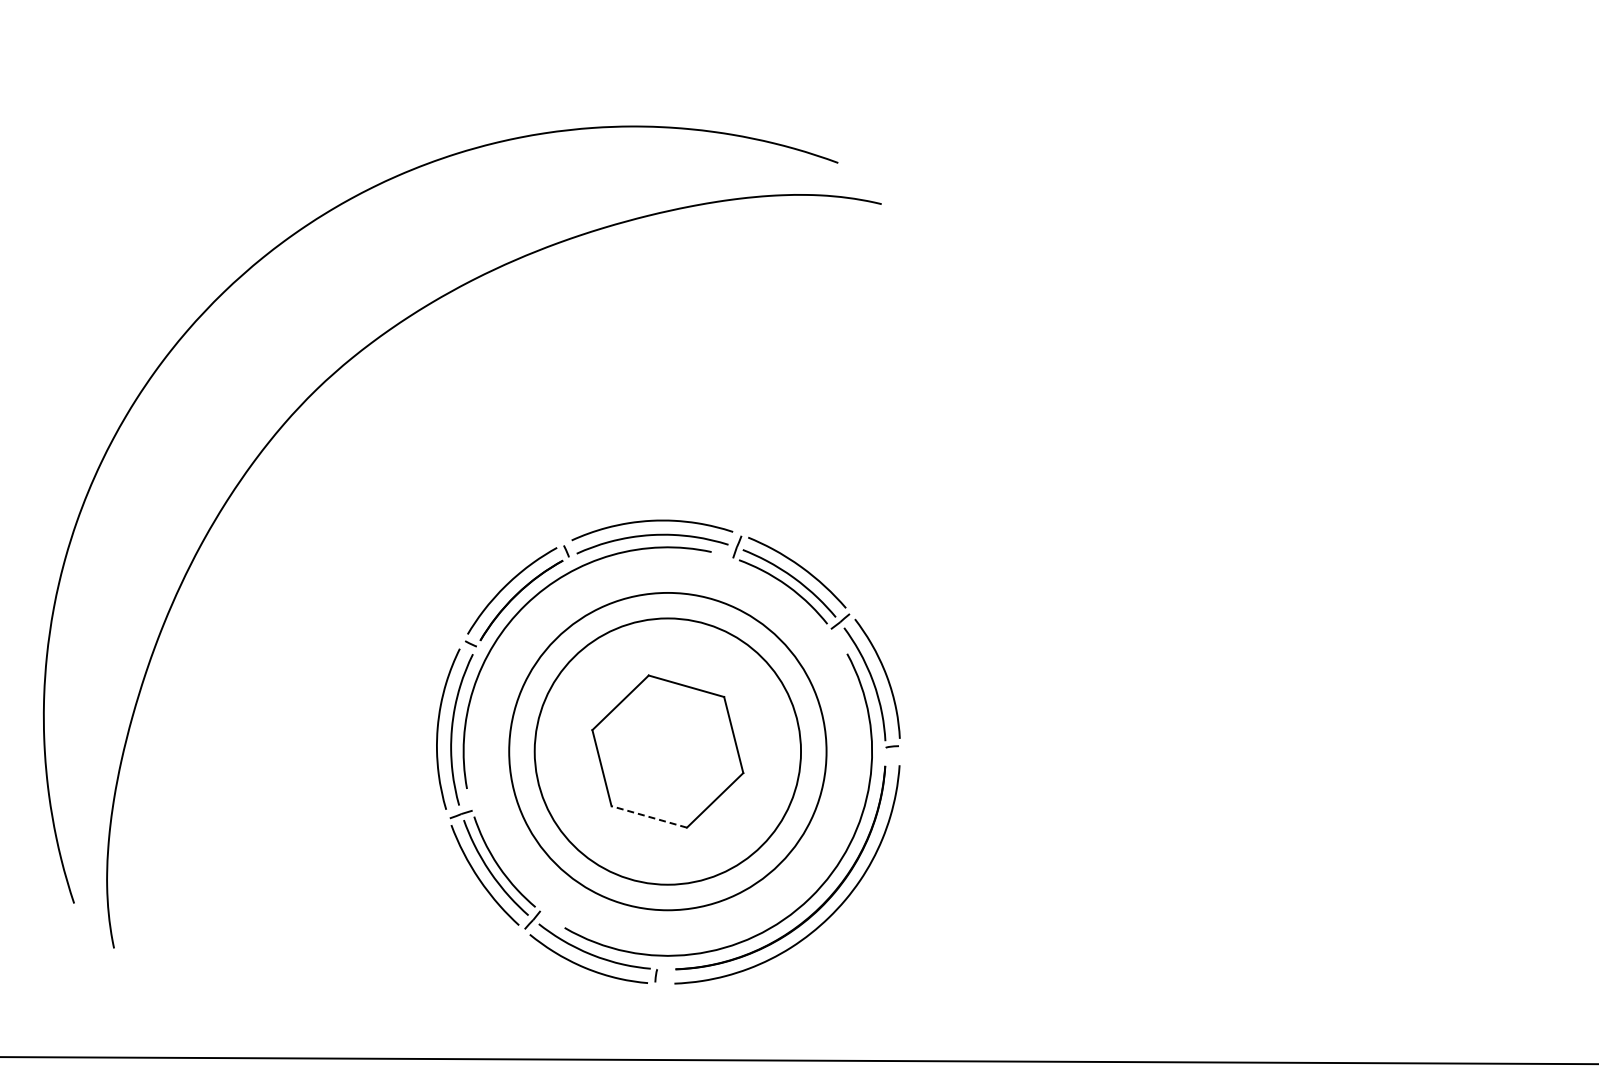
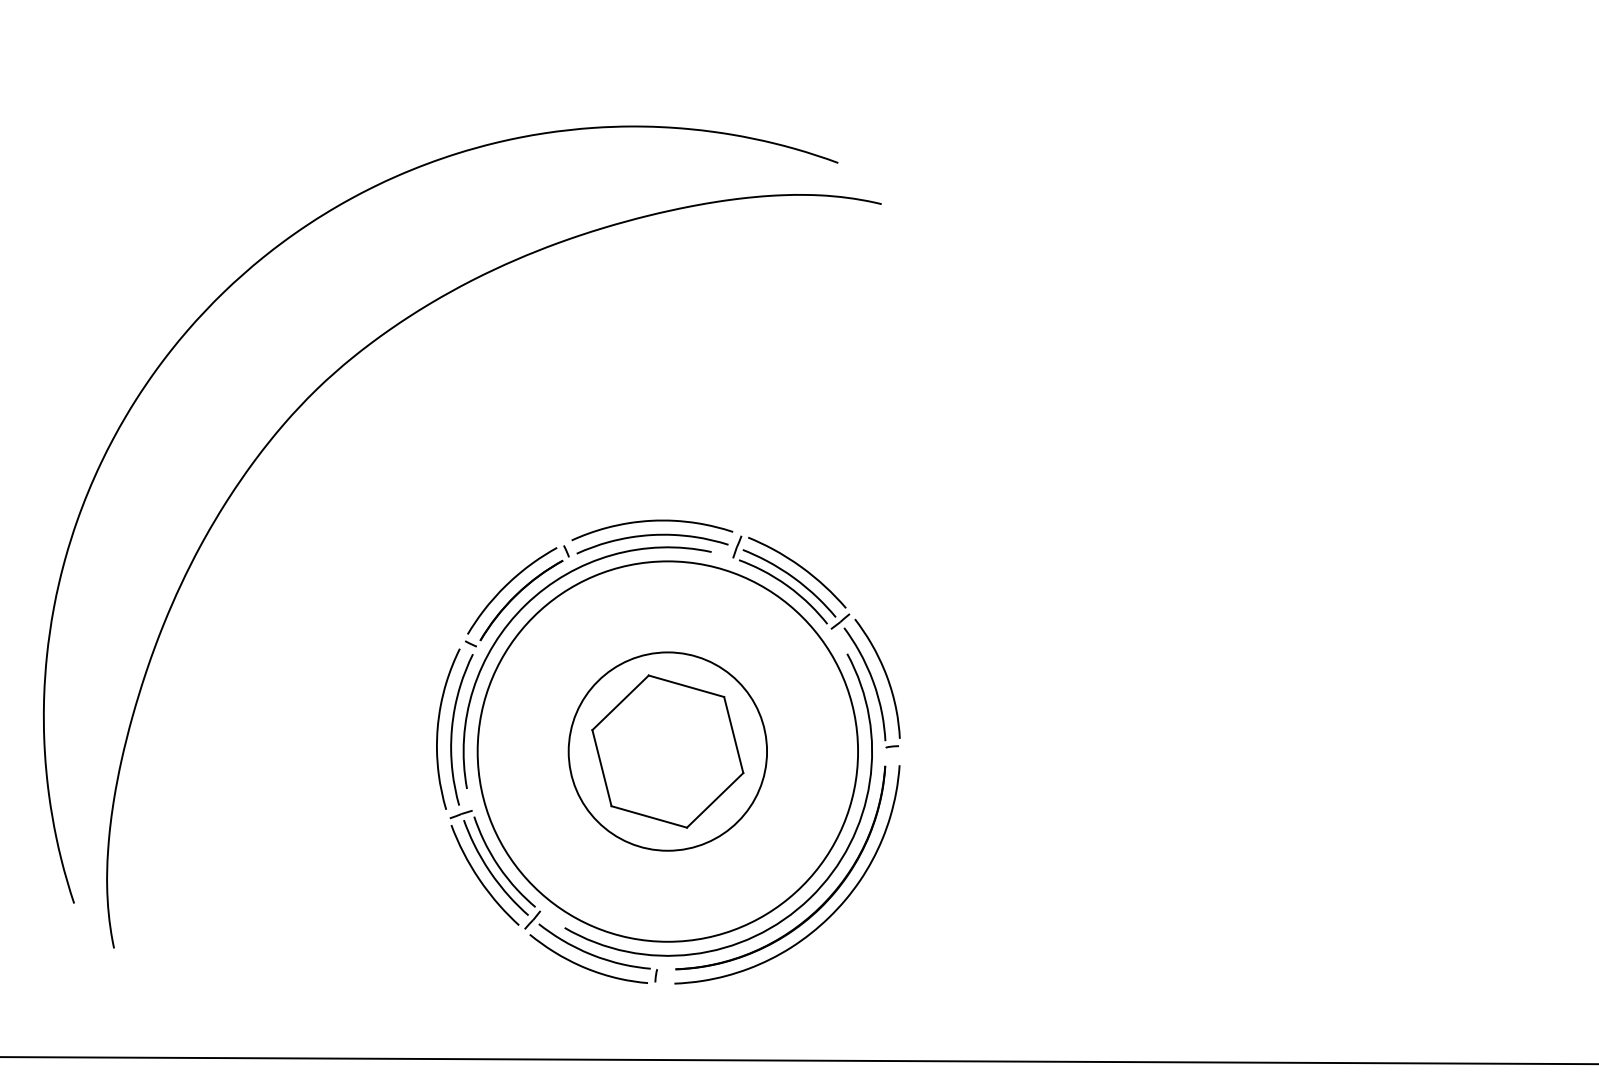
circle diameter: 266 px -> 380 px (667, 751)
circle diameter: 317 px -> 198 px (667, 751)
line: dashed -> solid (648, 816)
